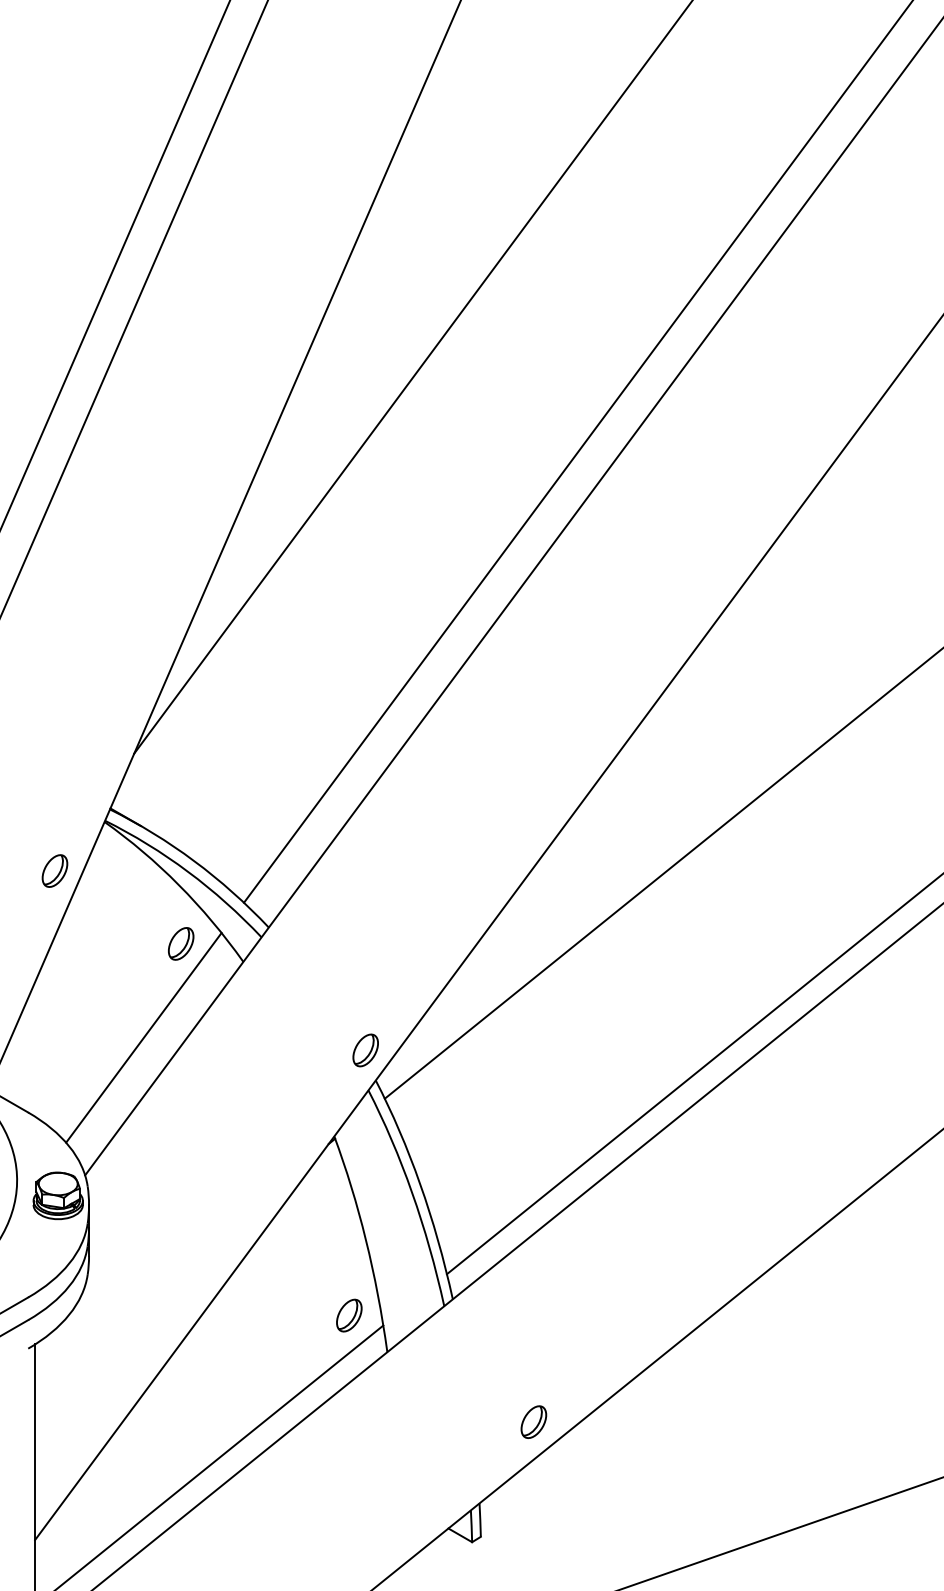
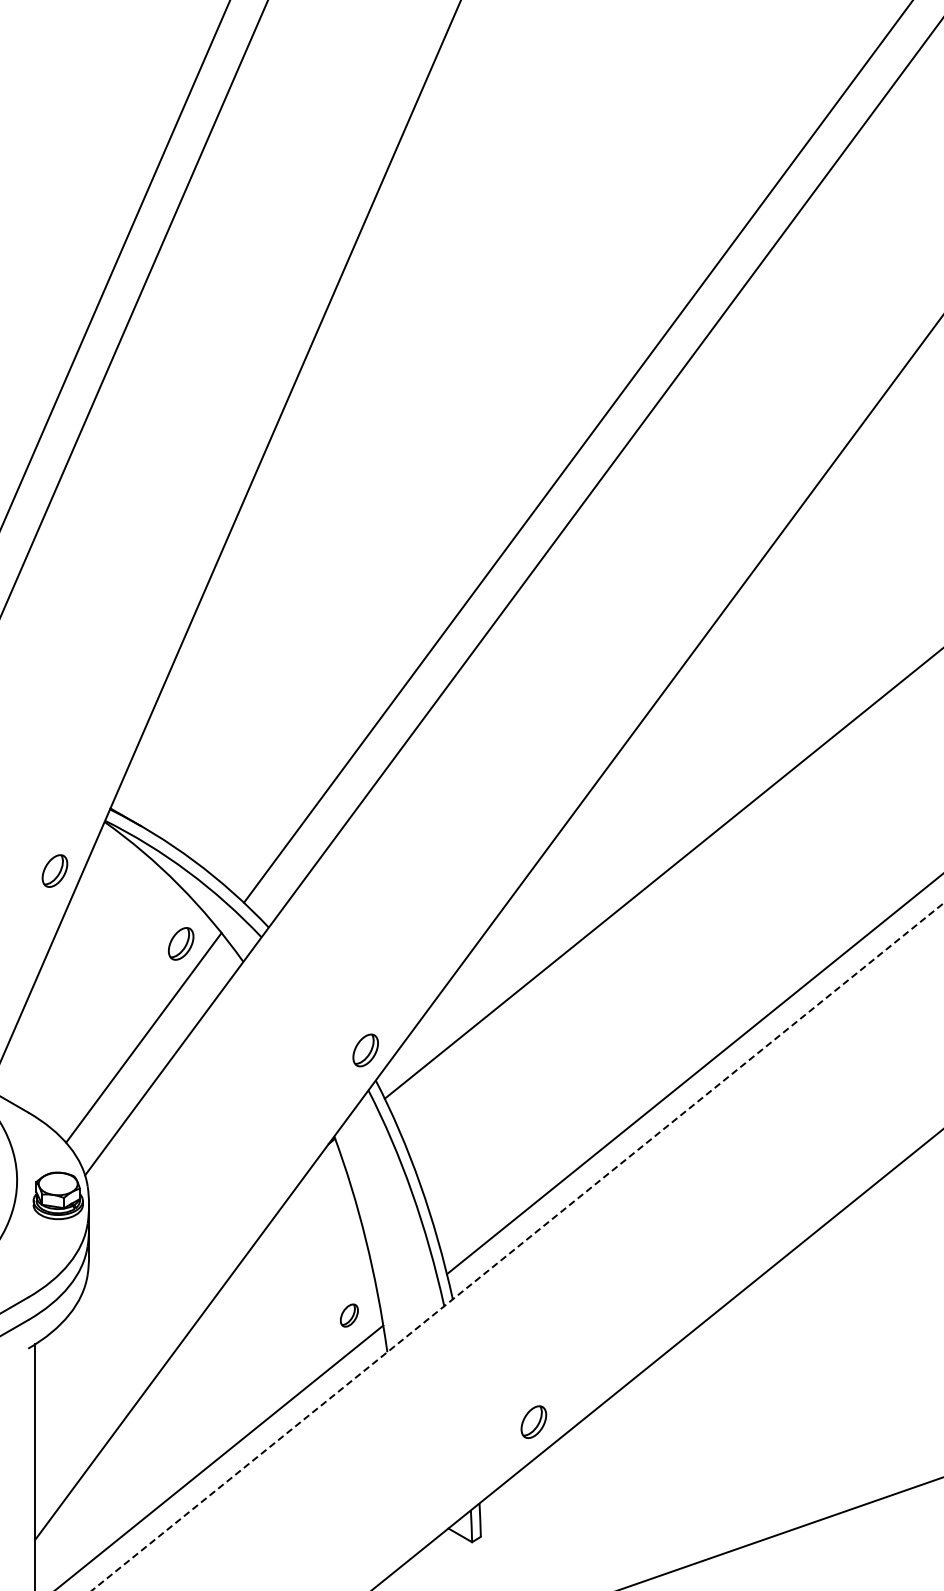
line: present -> none (412, 377)
line: solid -> dashed (518, 1246)
part size: 27x35 px -> 19x25 px (349, 1315)
